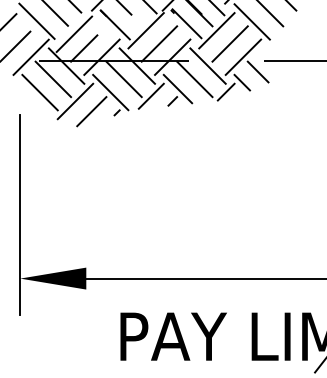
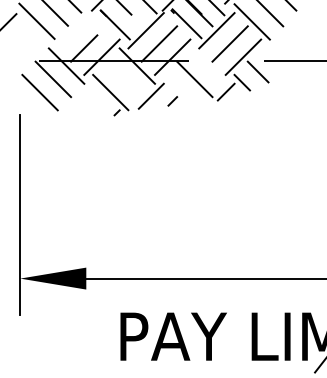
line: present -> none (74, 34)
line: present -> none (16, 45)
line: present -> none (30, 56)
line: present -> none (207, 65)
line: present -> none (123, 79)
line: present -> none (177, 88)
line: present -> none (75, 101)
line: present -> none (91, 111)
